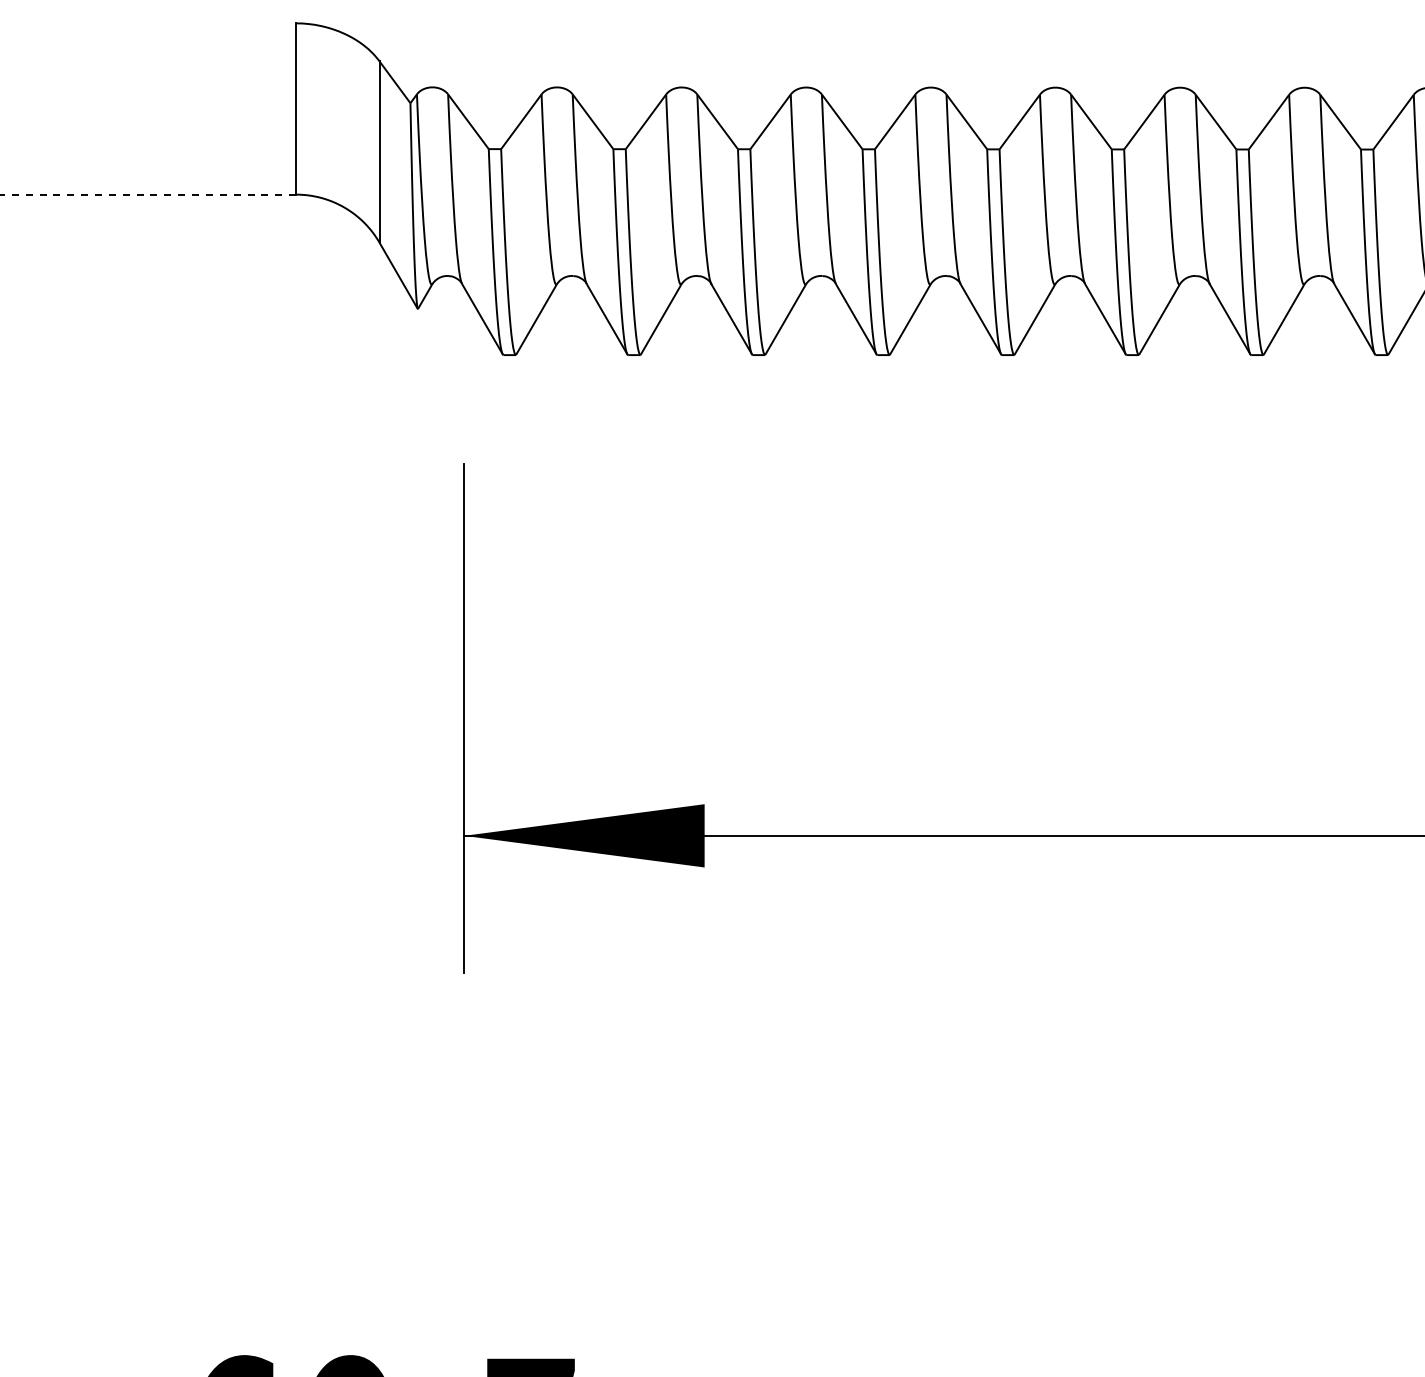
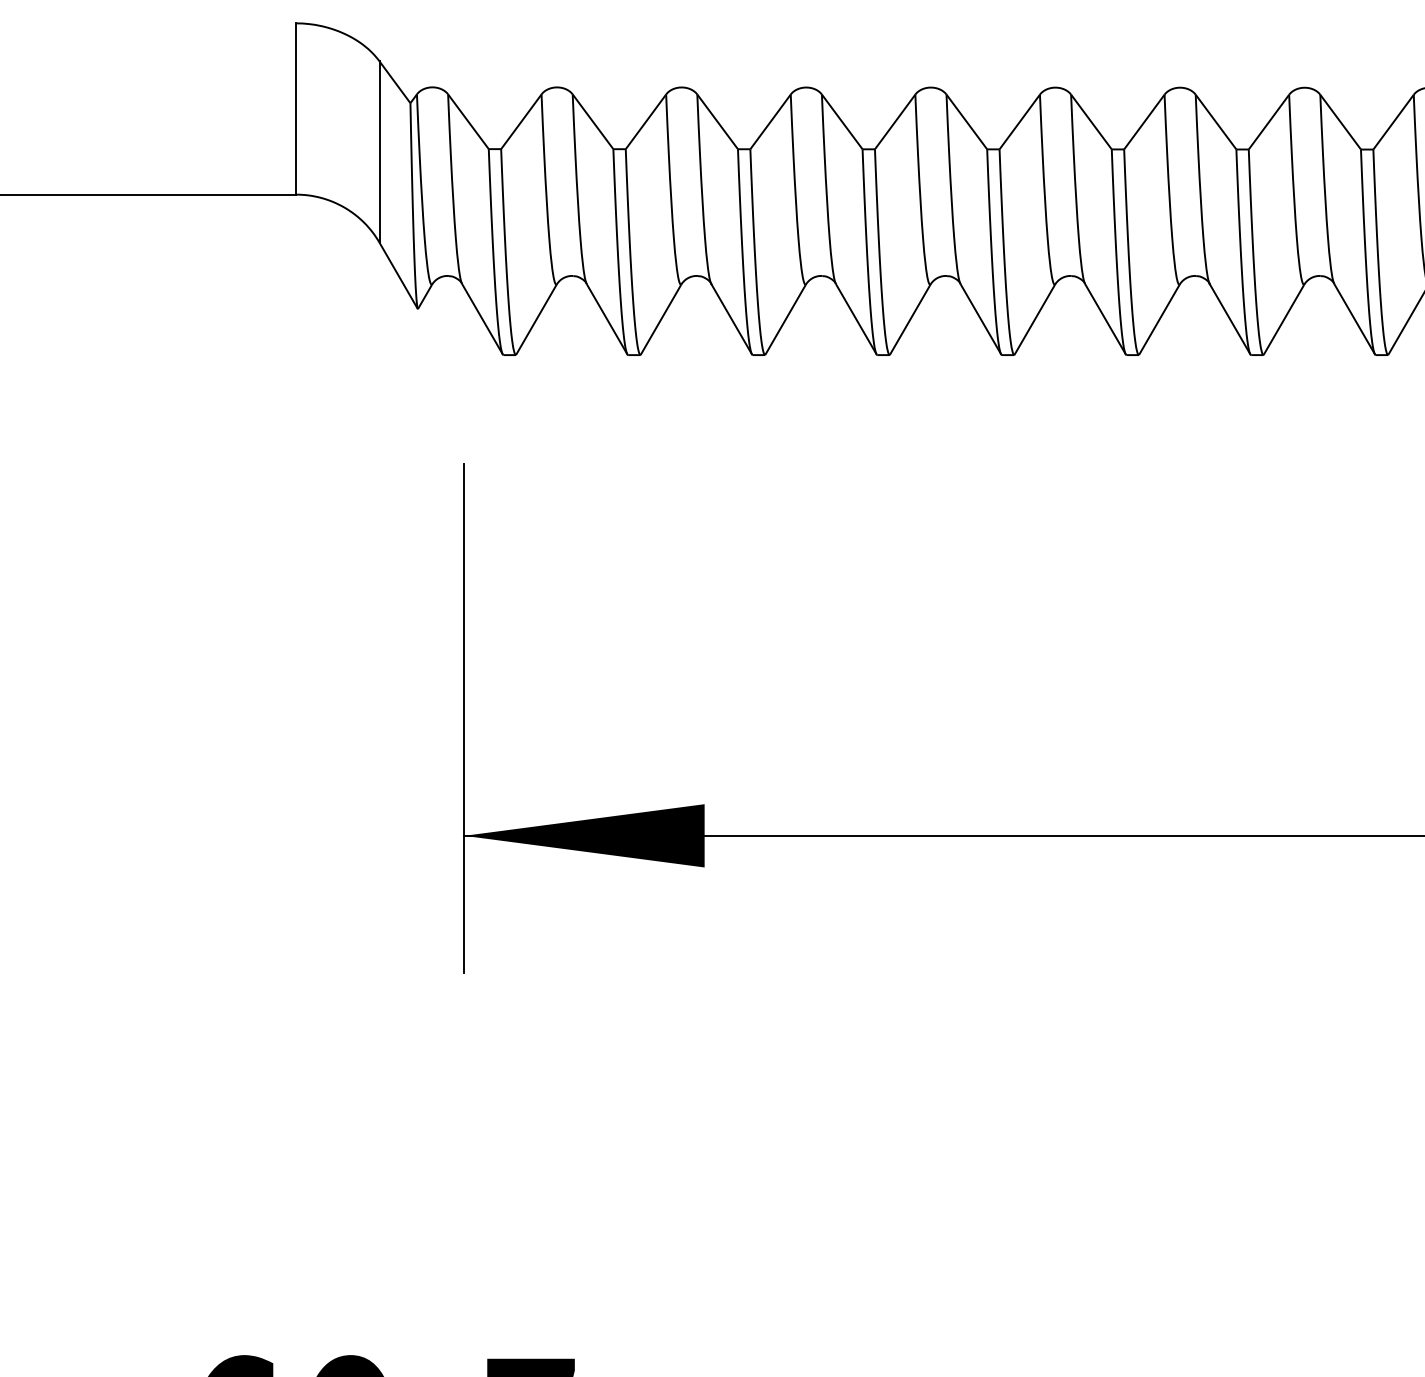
line: dashed -> solid (148, 194)
